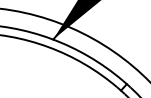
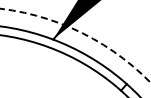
arc: solid -> dashed (82, 33)
